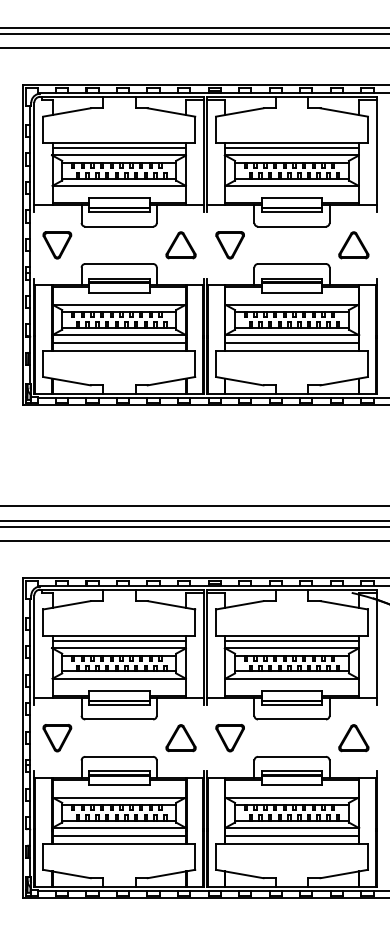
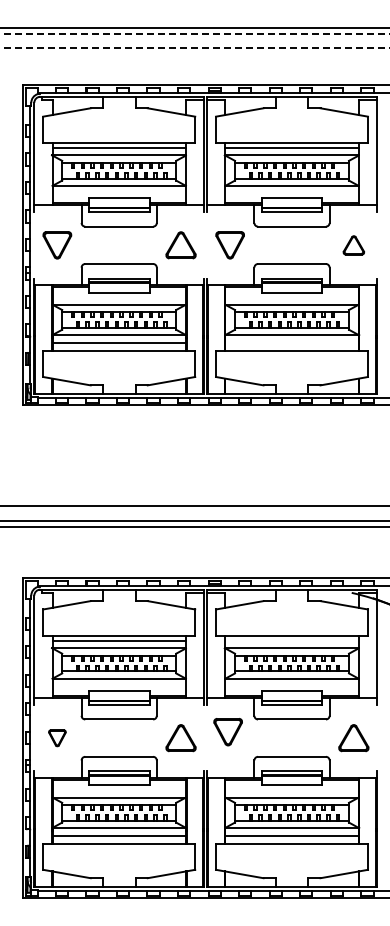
line: solid -> dashed (195, 33)
line: solid -> dashed (194, 48)
part size: 32x29 px -> 23x21 px (353, 245)
line: present -> none (291, 342)
line: present -> none (194, 541)
line: present -> none (291, 640)
part size: 31x29 px -> 19x19 px (57, 738)
part position: (229, 738) -> (227, 732) (227, 732)
